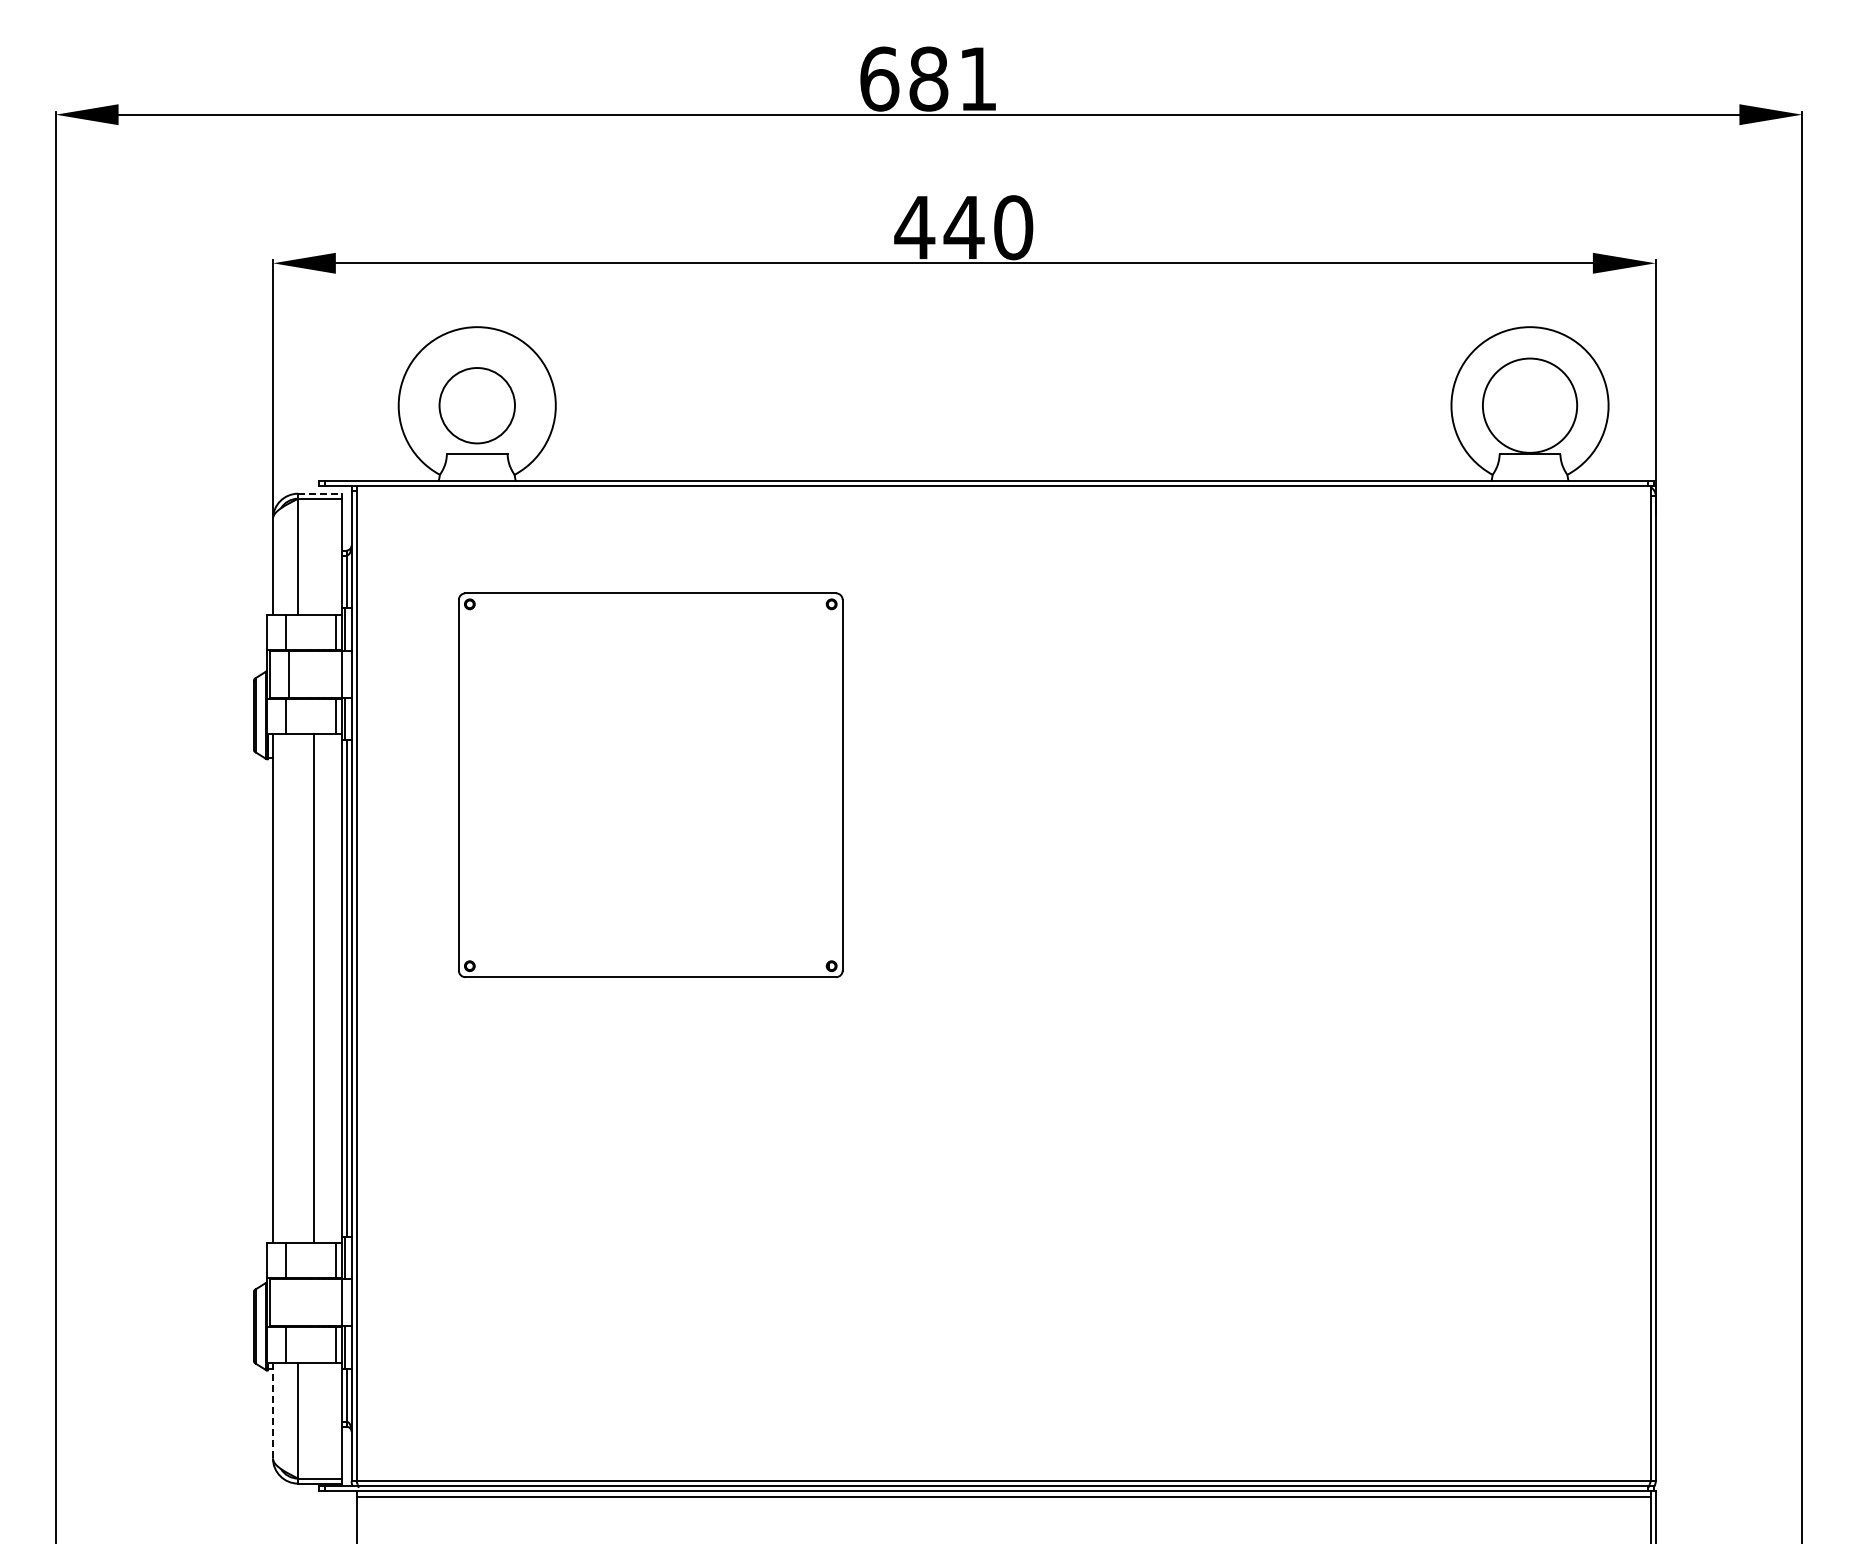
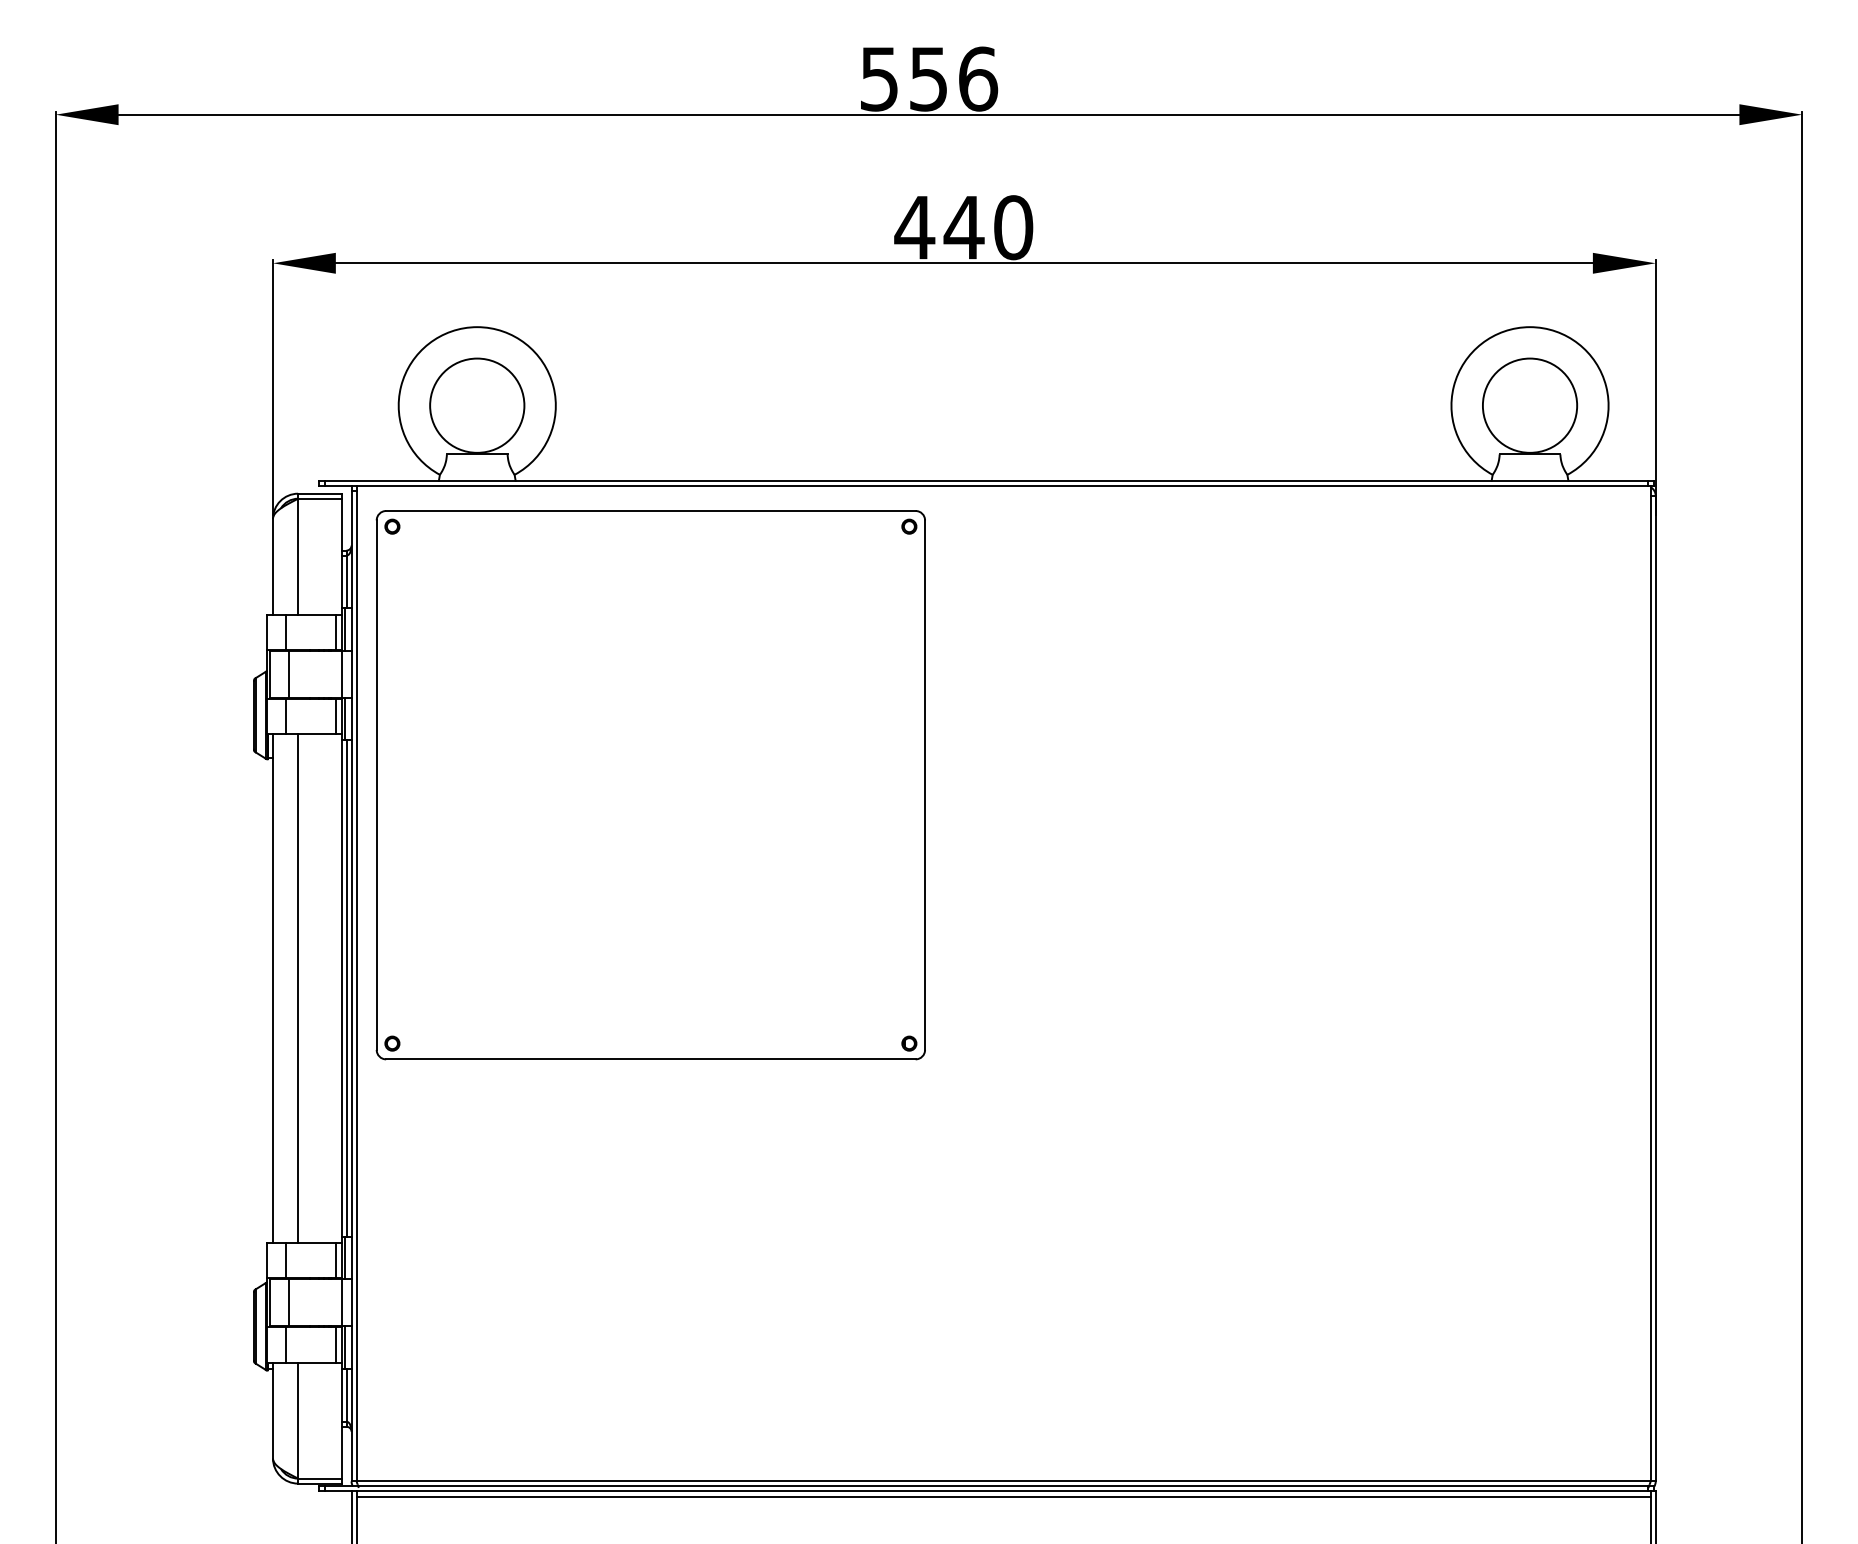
text: 681 -> 556 (929, 78)
circle diameter: 75 px -> 94 px (477, 405)
line: dashed -> solid (320, 493)
part size: 386x386 px -> 551x551 px (650, 785)
line position: (314, 988) -> (298, 988) (298, 988)
line: none -> present (288, 1302)
line: dashed -> solid (273, 1410)
line: none -> present (351, 1515)
